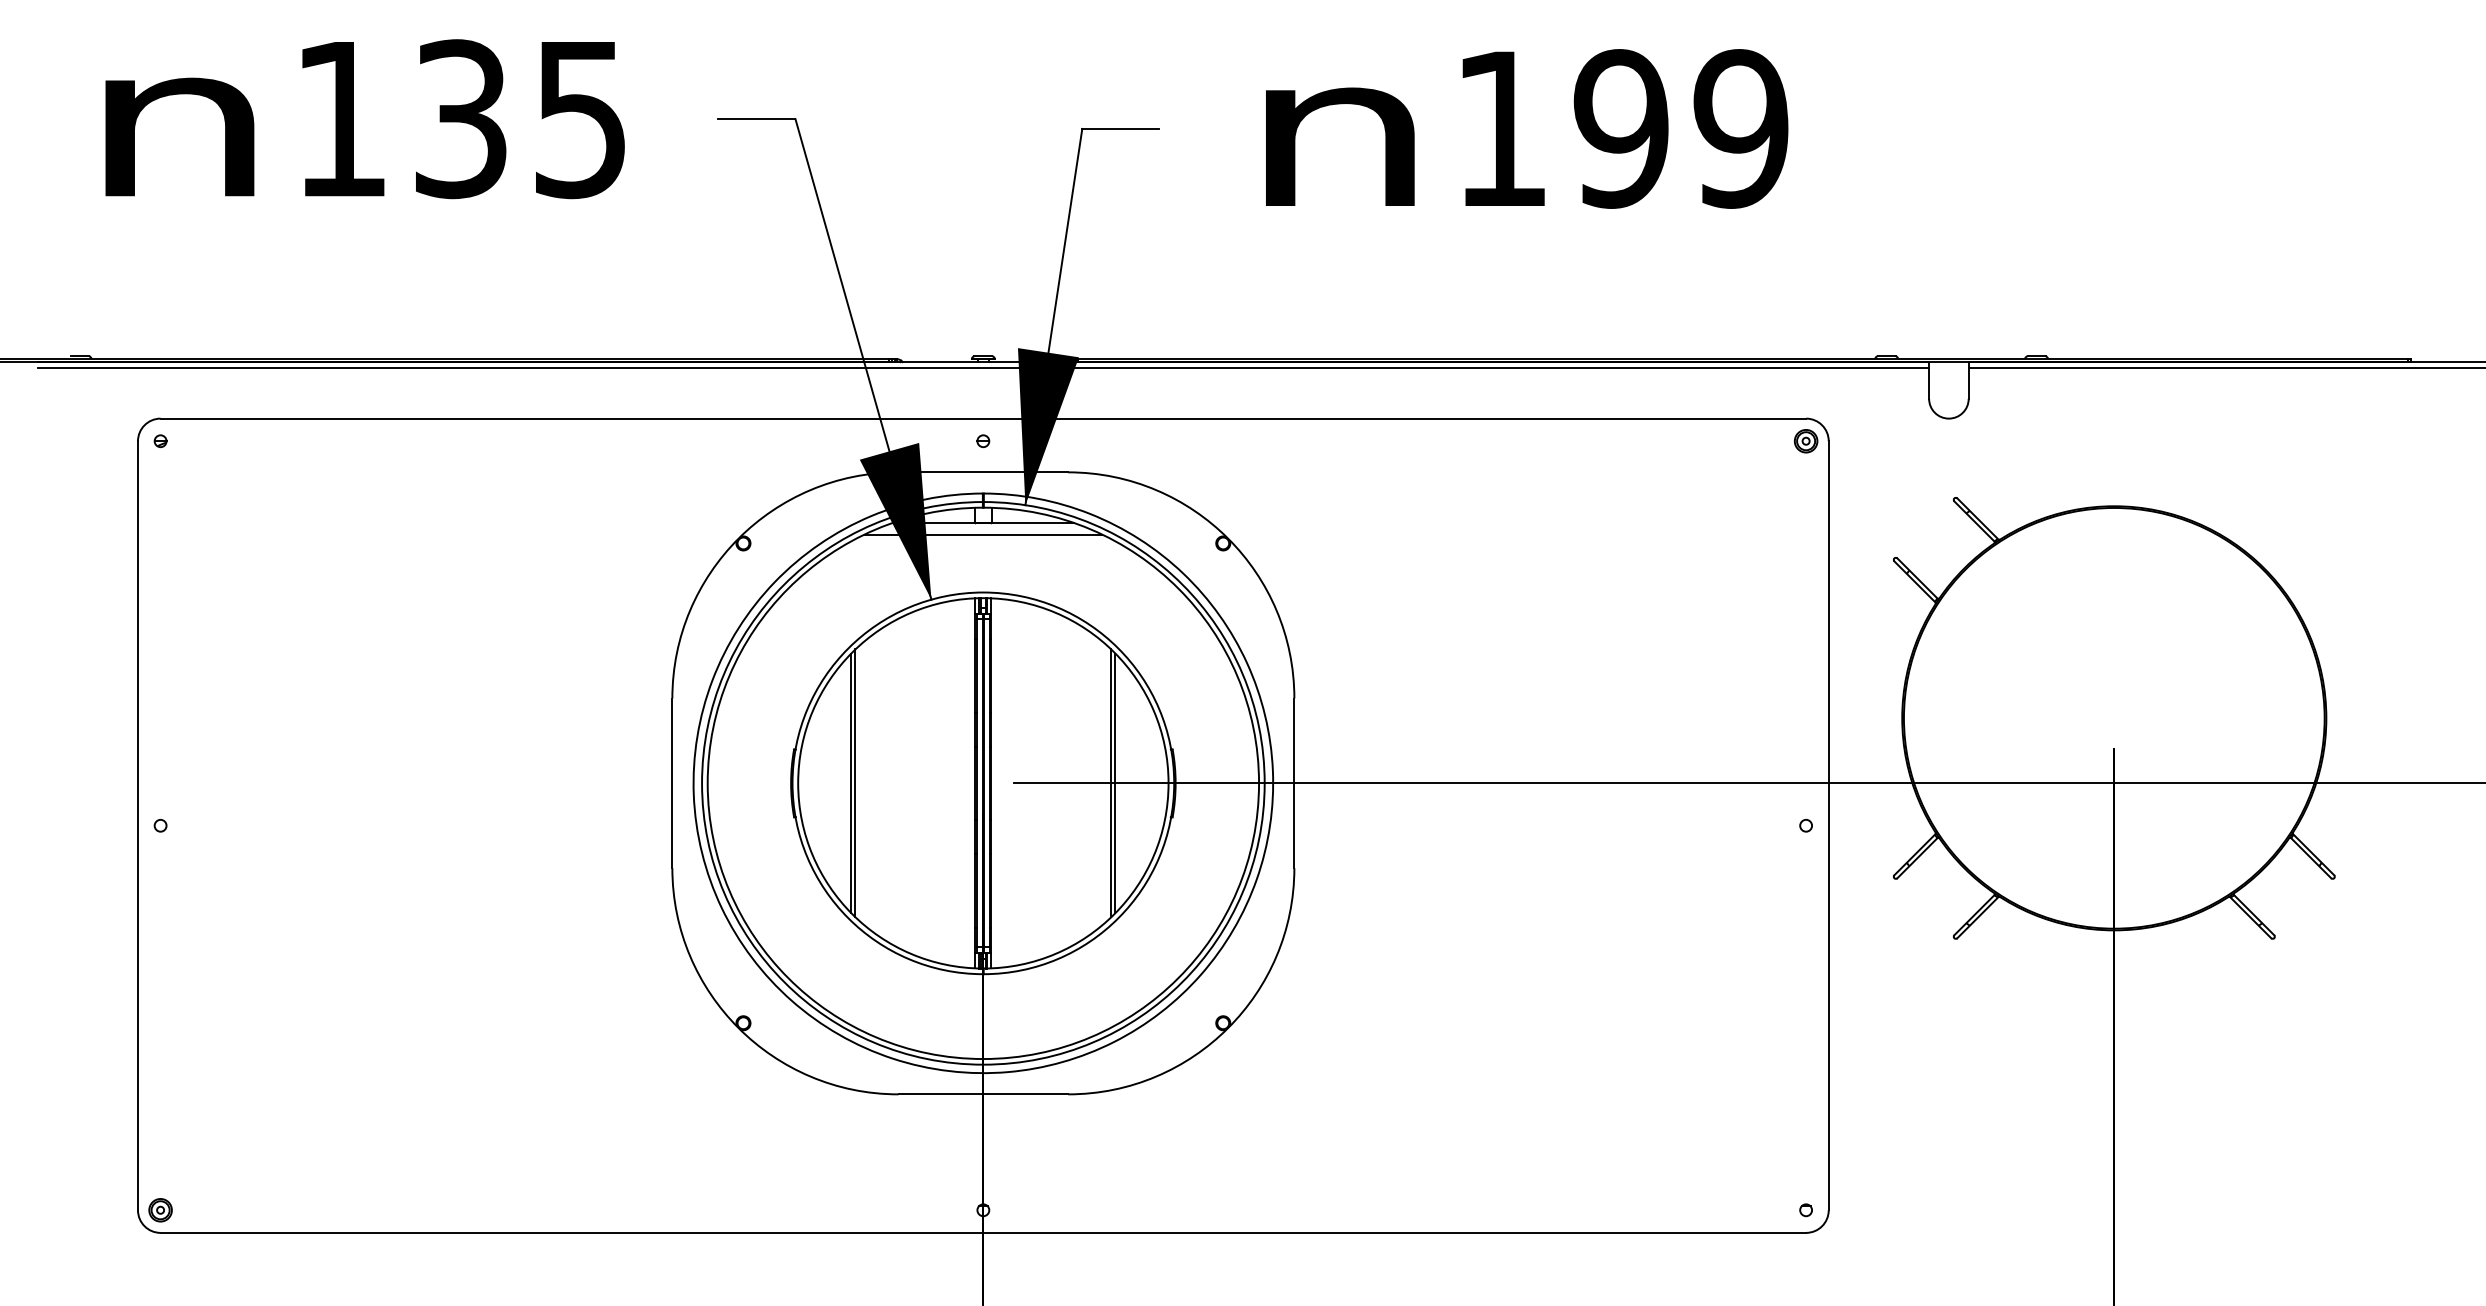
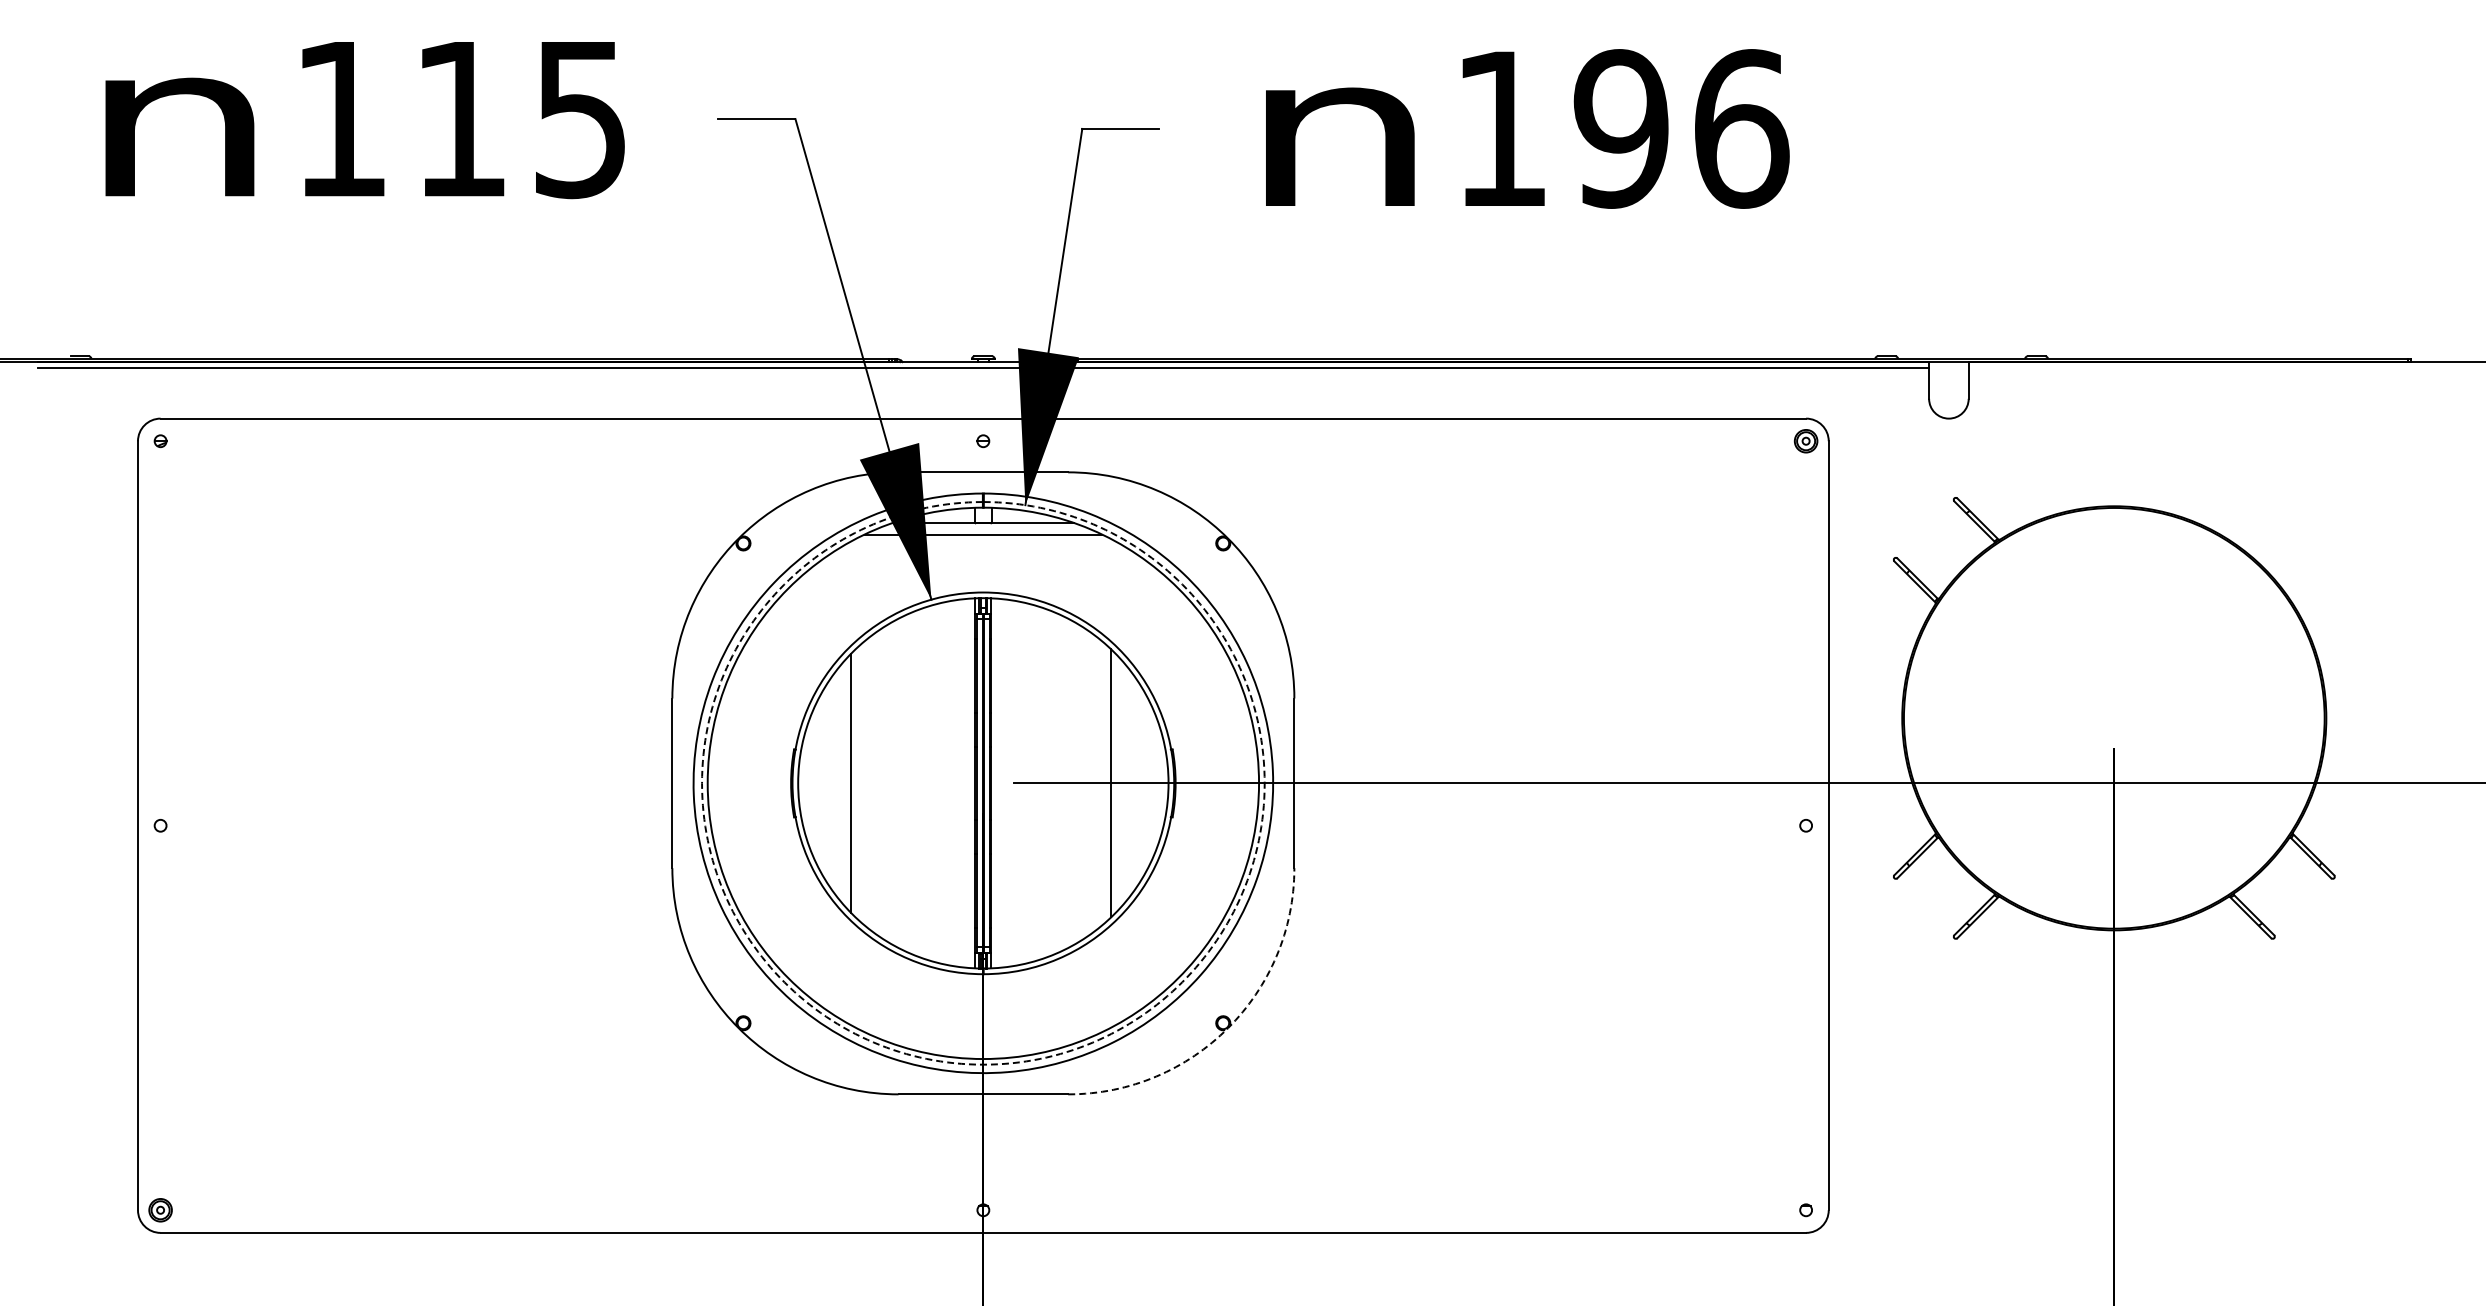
text: 135 -> 115 (461, 119)
text: 199 -> 196 (1741, 128)
line: present -> none (2225, 367)
line: present -> none (855, 783)
line: present -> none (1115, 783)
arc: solid -> dashed (1228, 1028)
arc: solid -> dashed (983, 1064)
